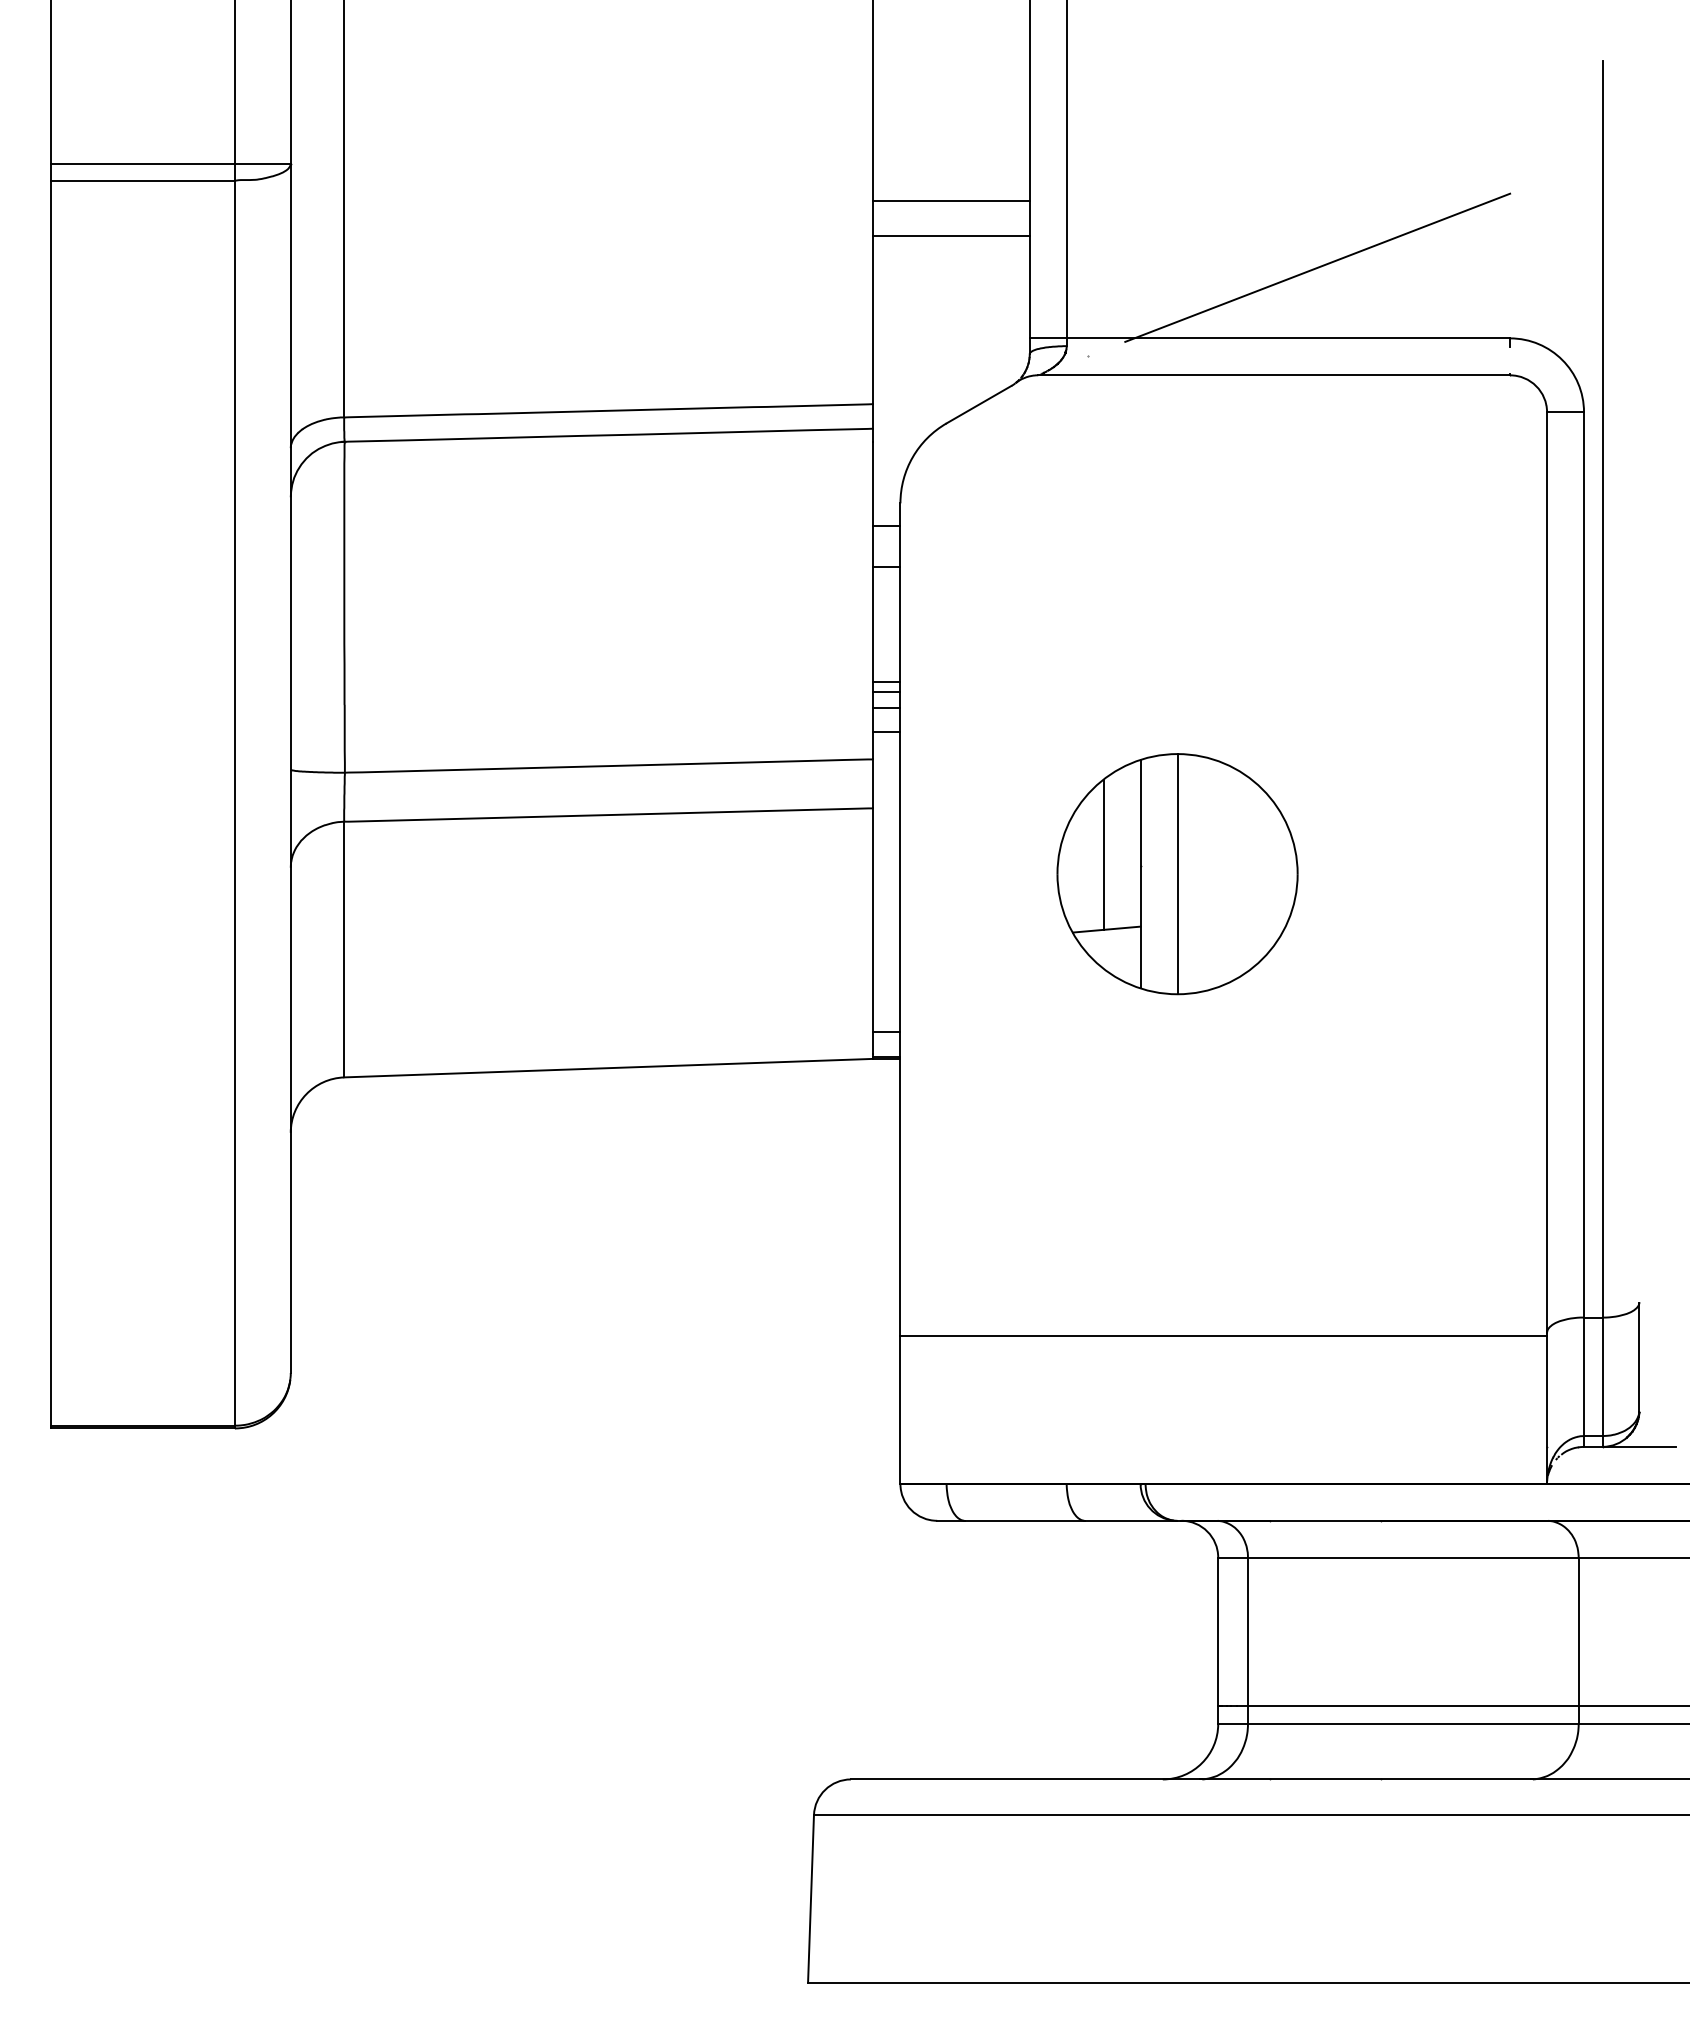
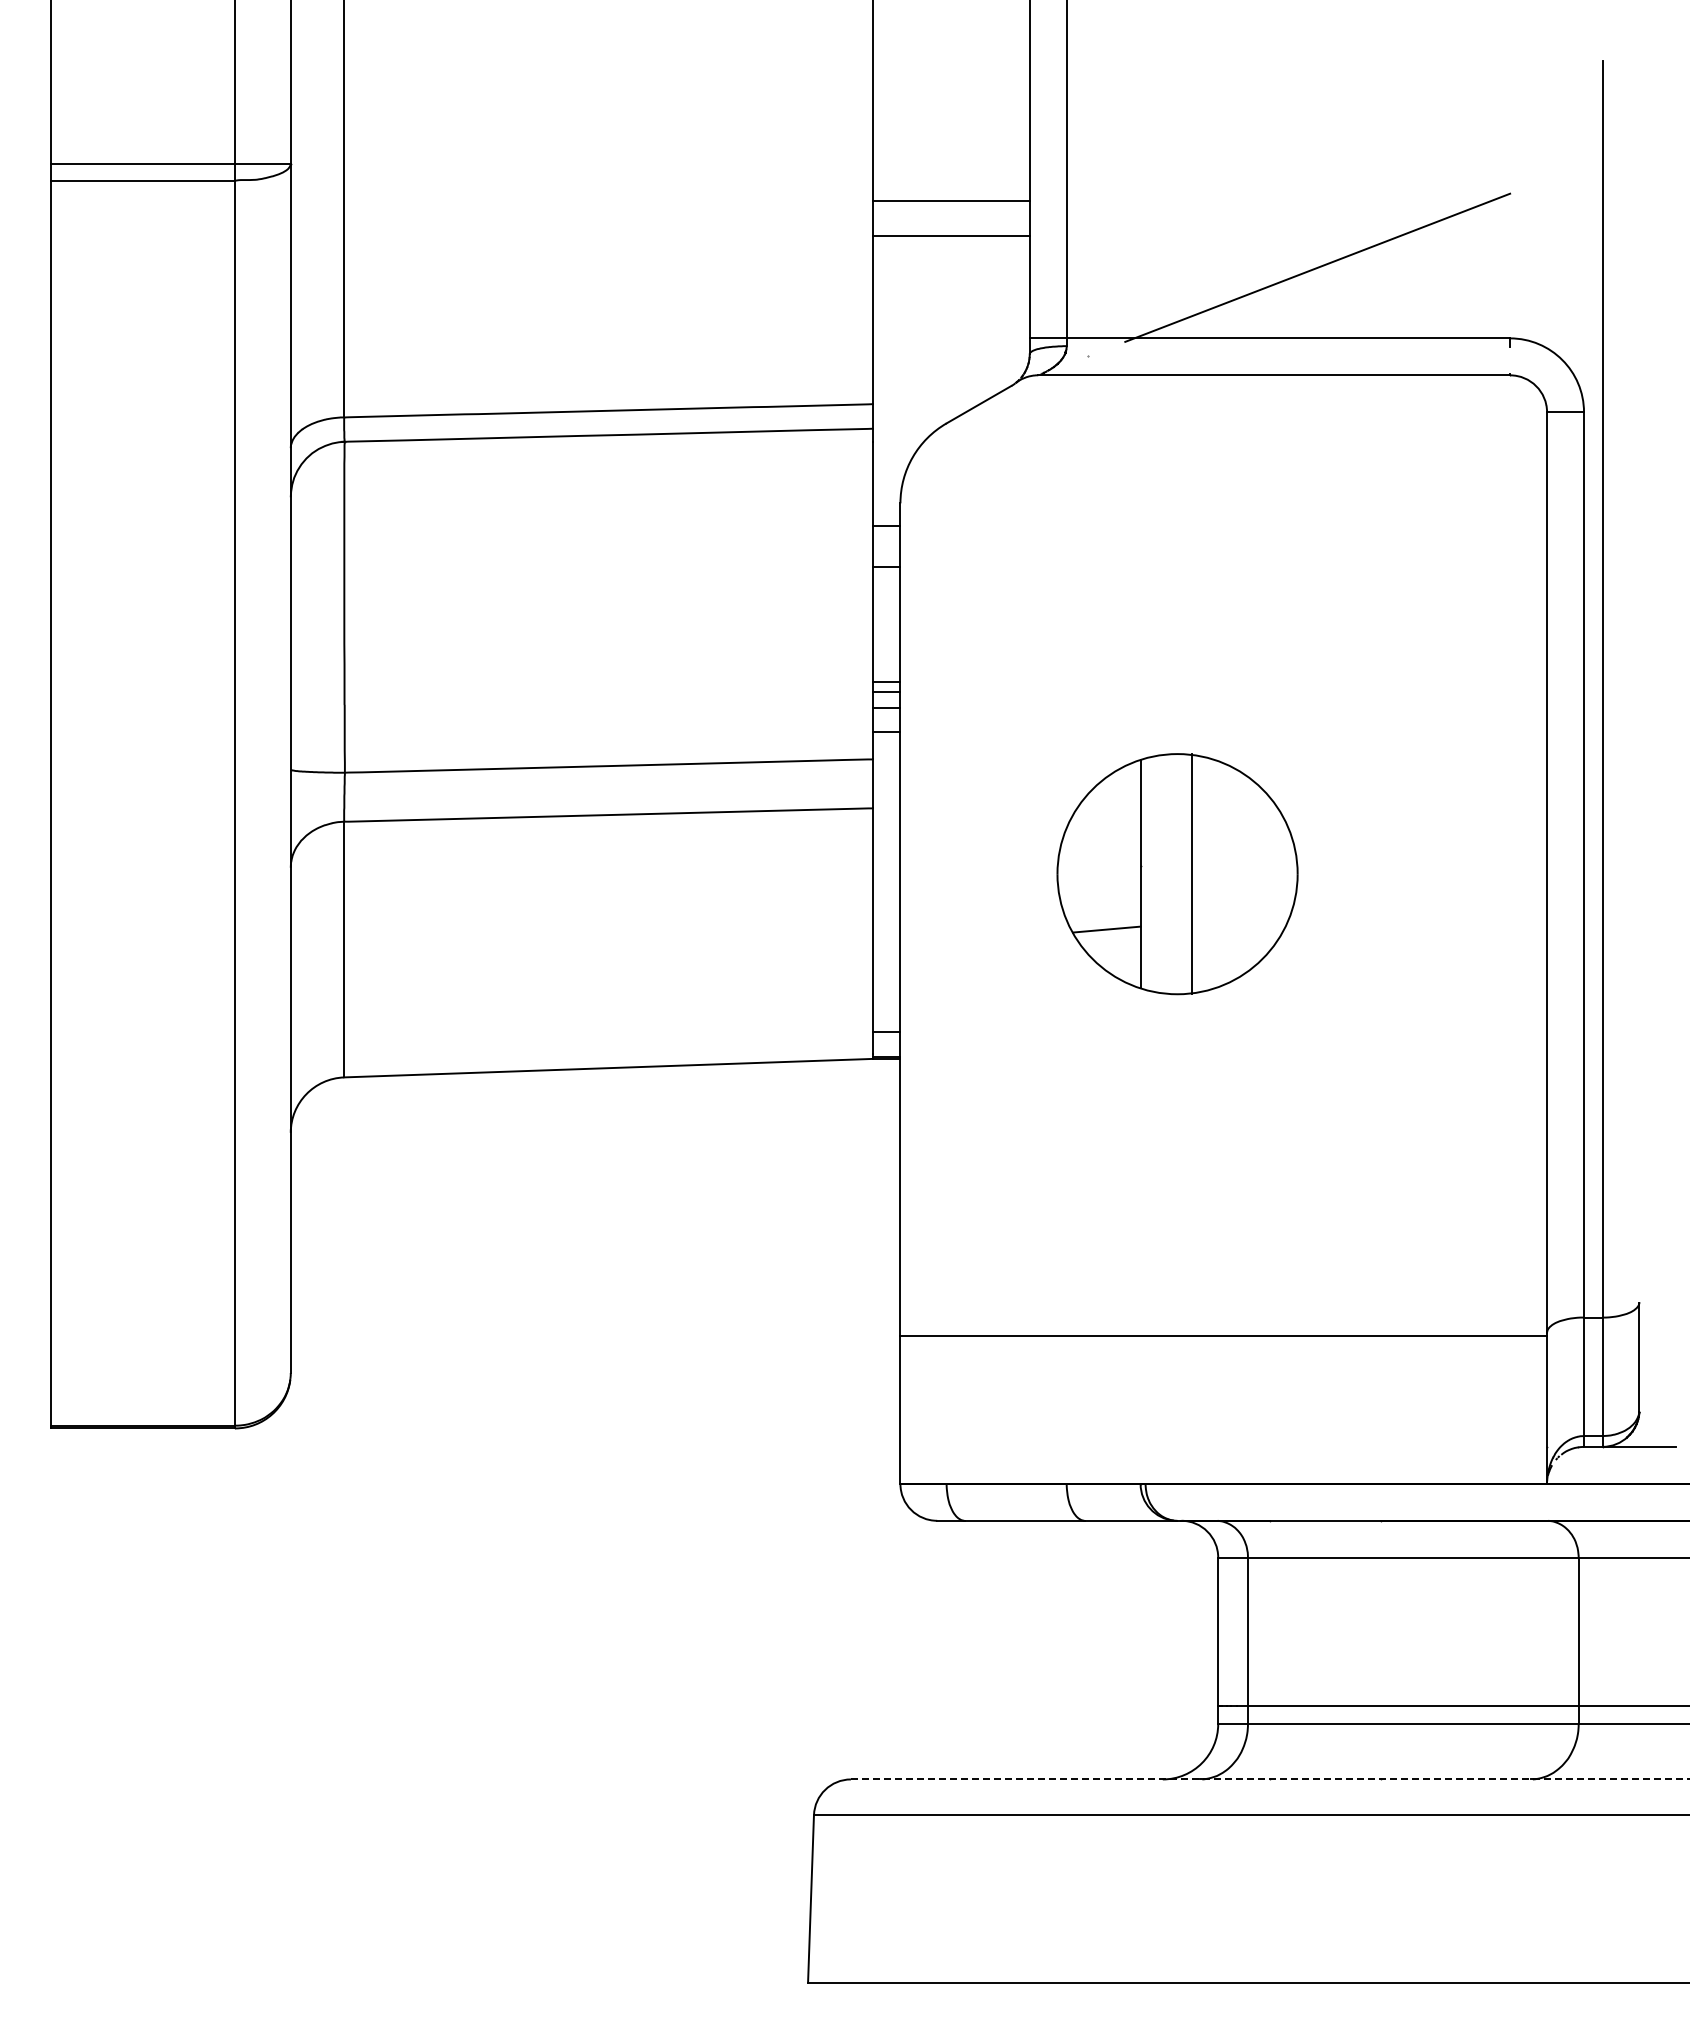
line: present -> none (1103, 854)
line position: (1177, 874) -> (1191, 874) (1191, 874)
line: solid -> dashed (1269, 1779)
